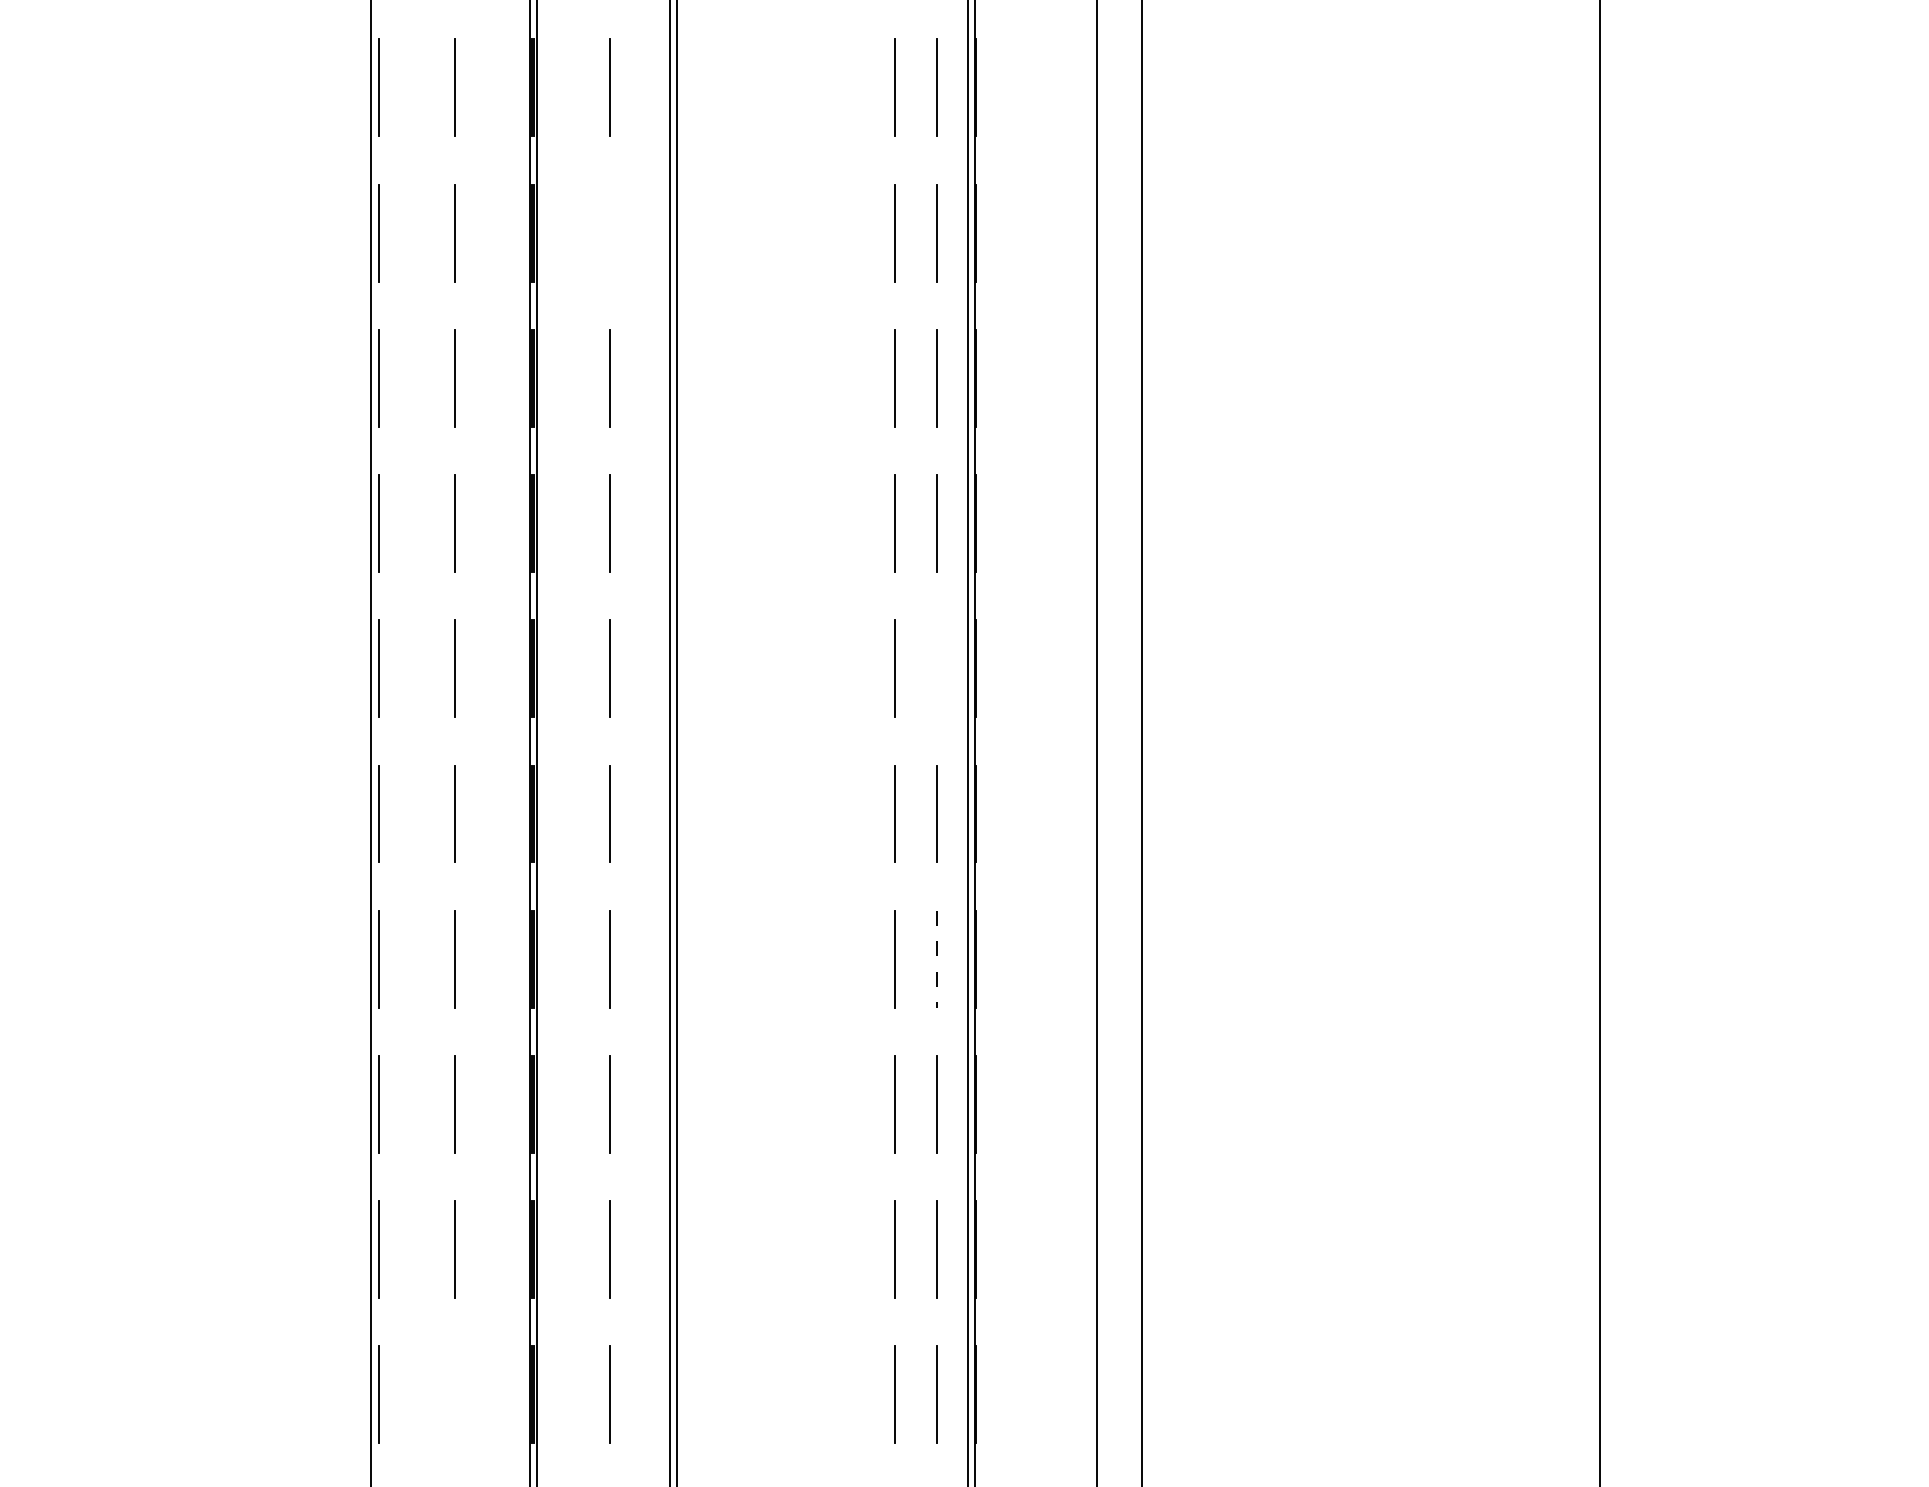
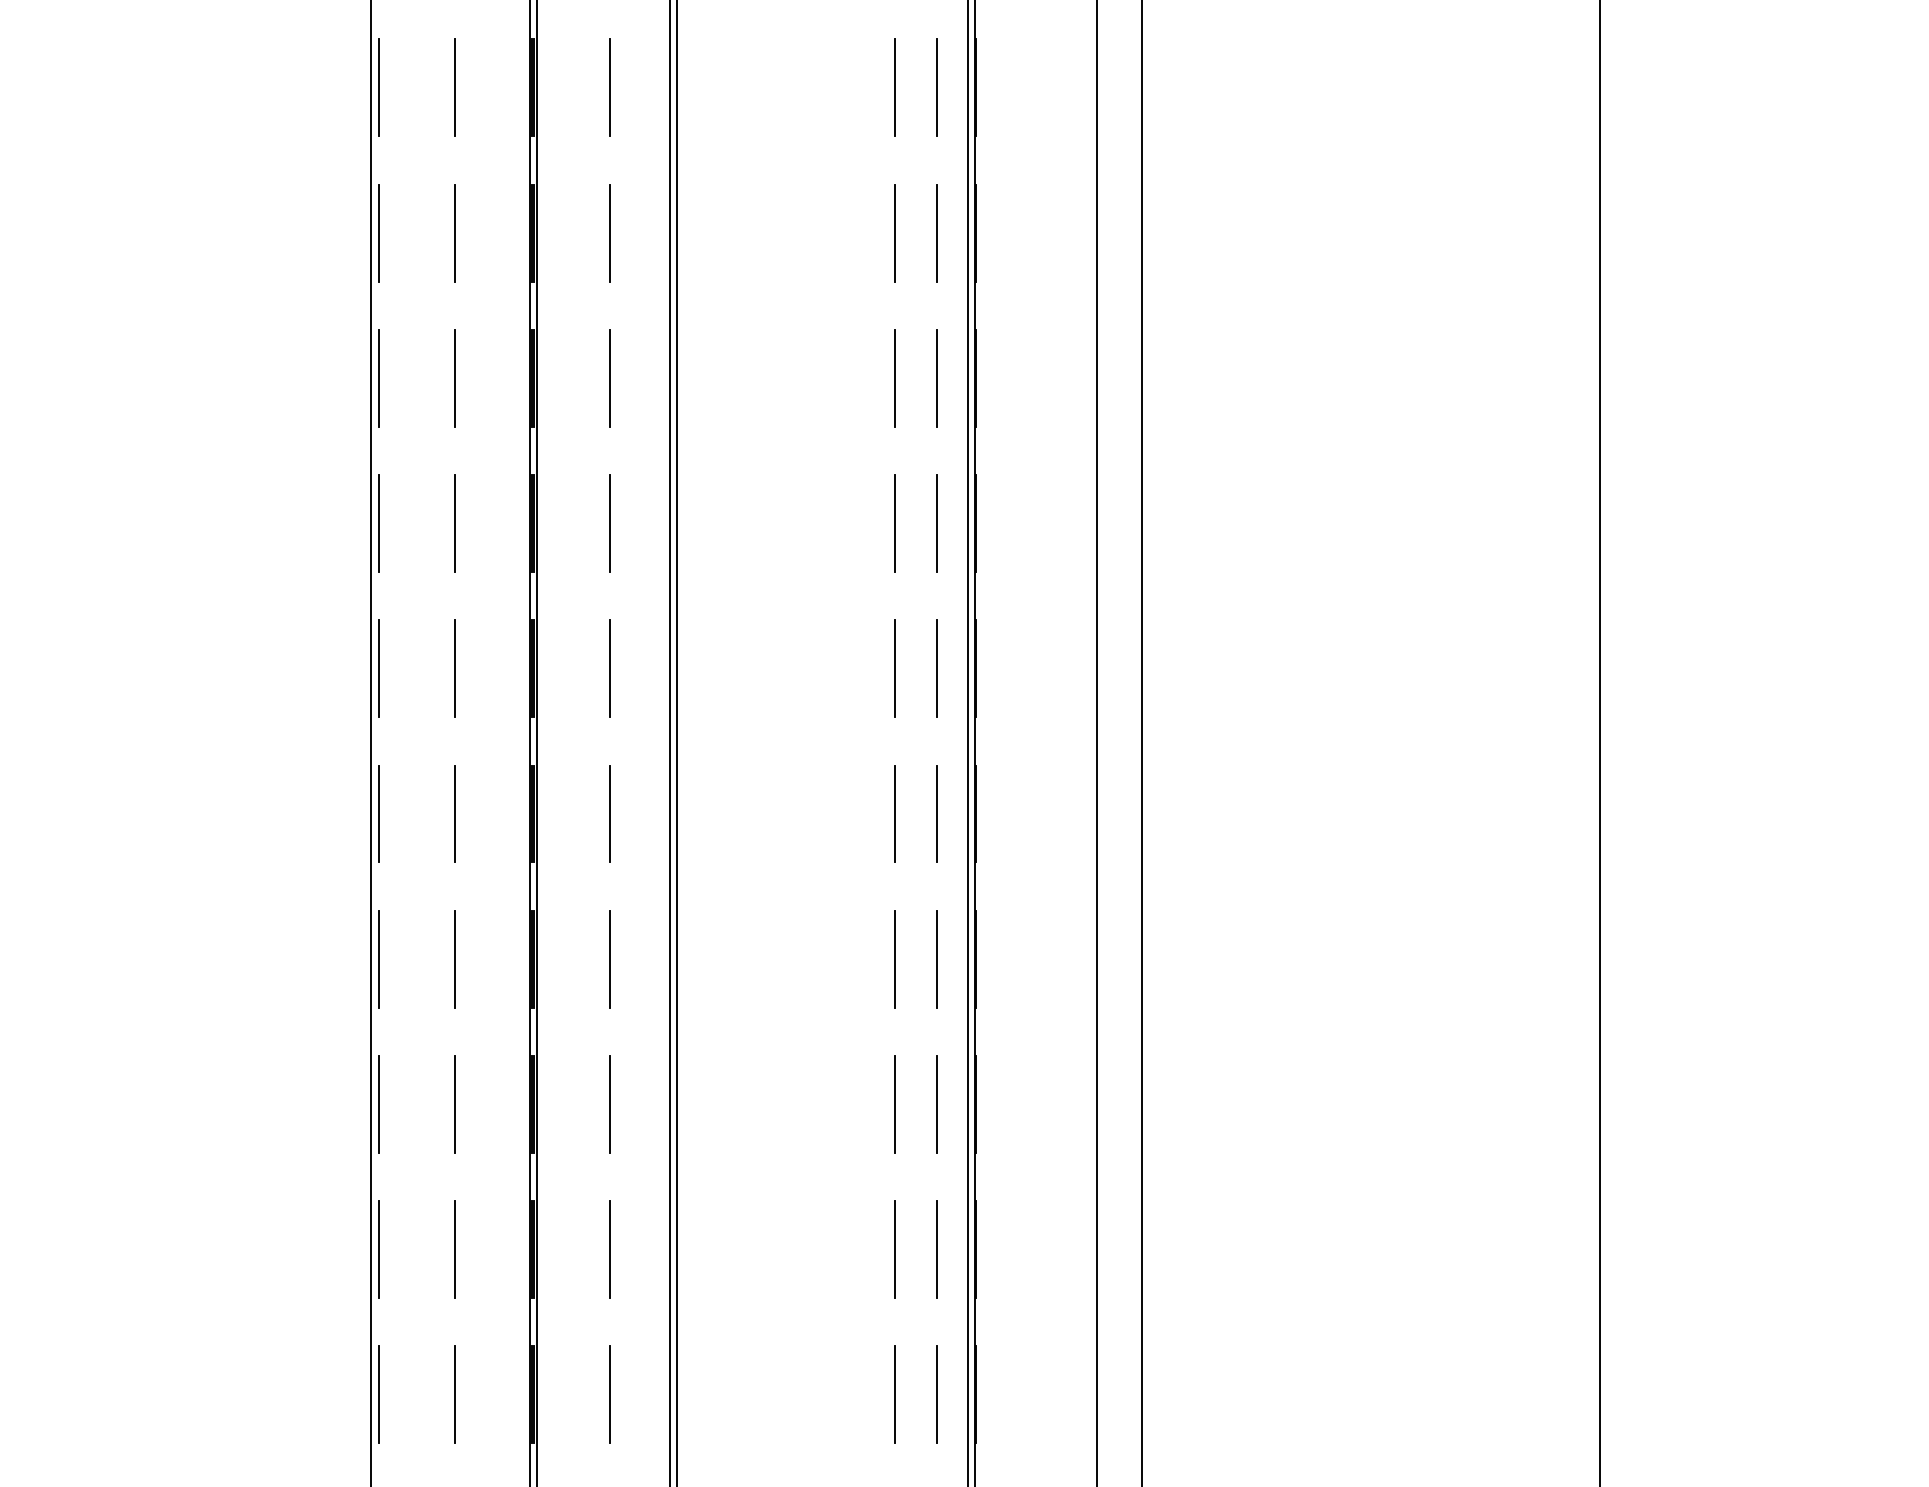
line: none -> present (609, 233)
line: none -> present (937, 668)
line: dashed -> solid (937, 959)
line: none -> present (454, 1394)
